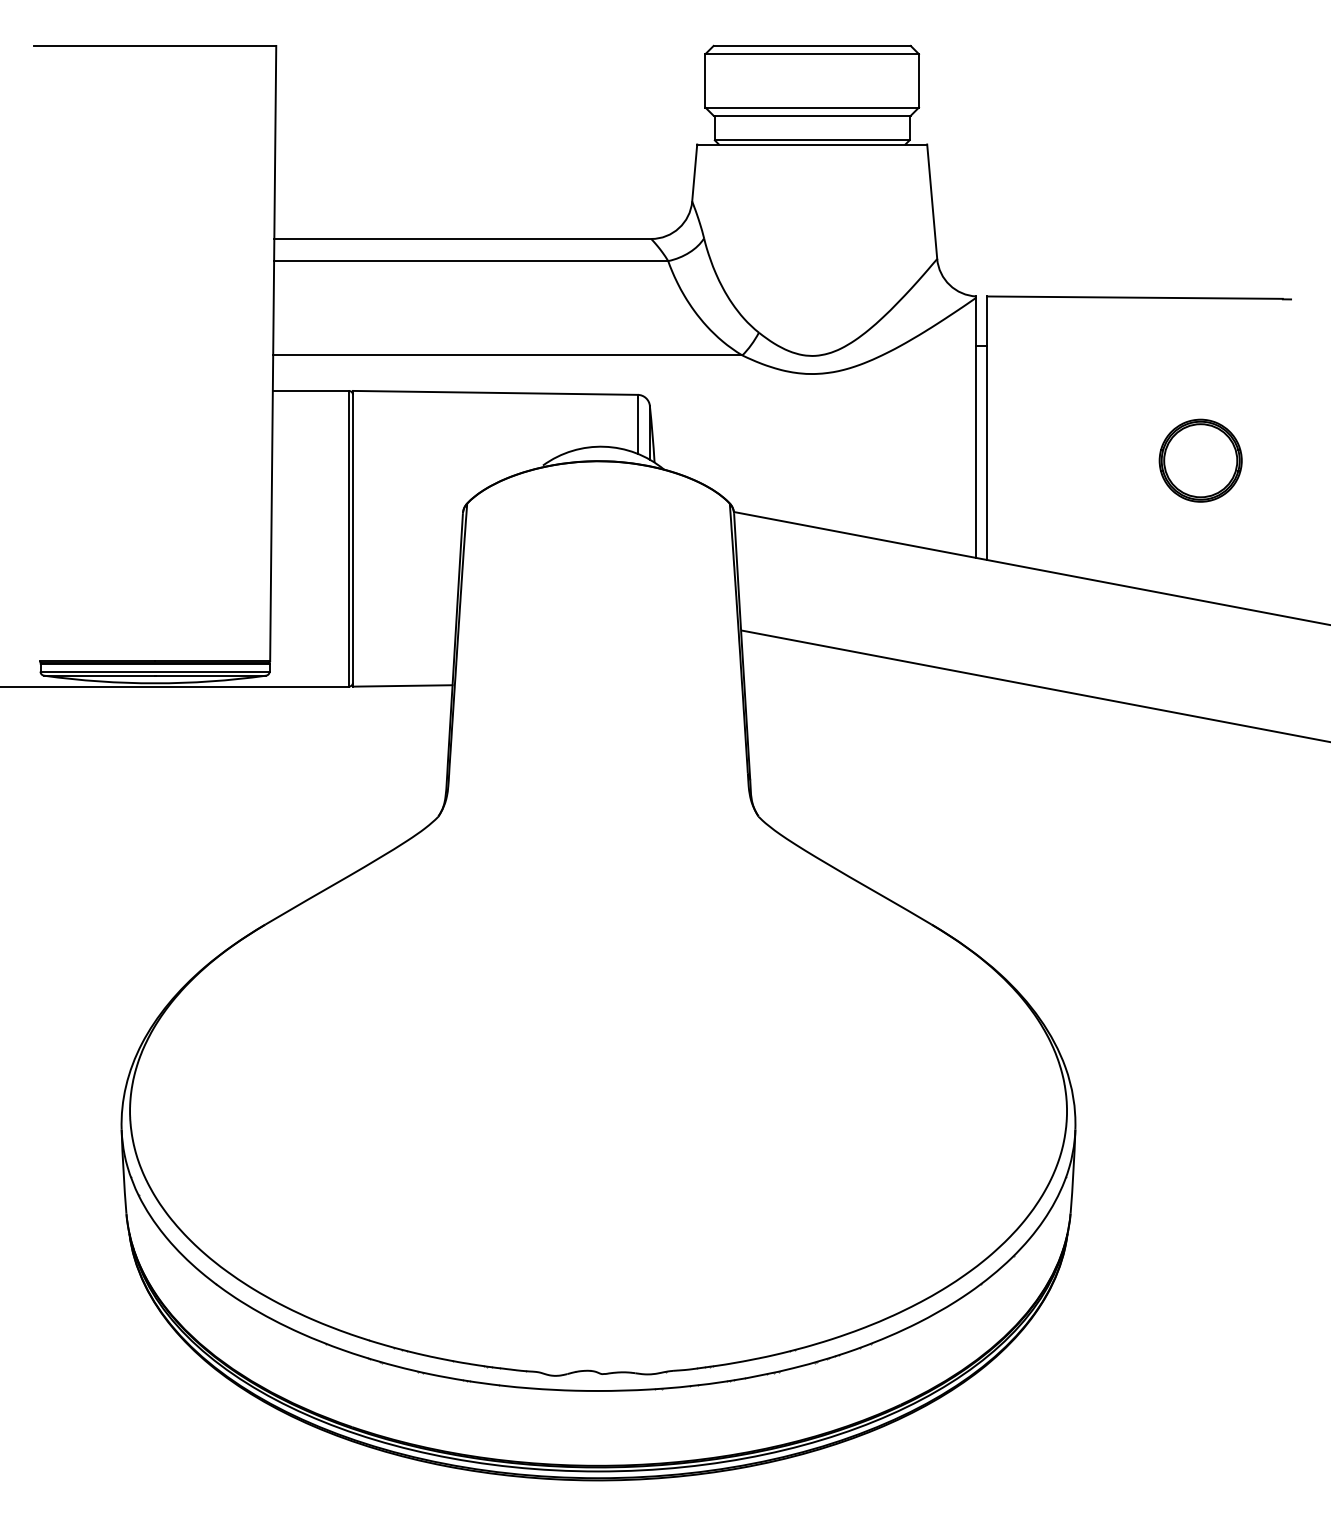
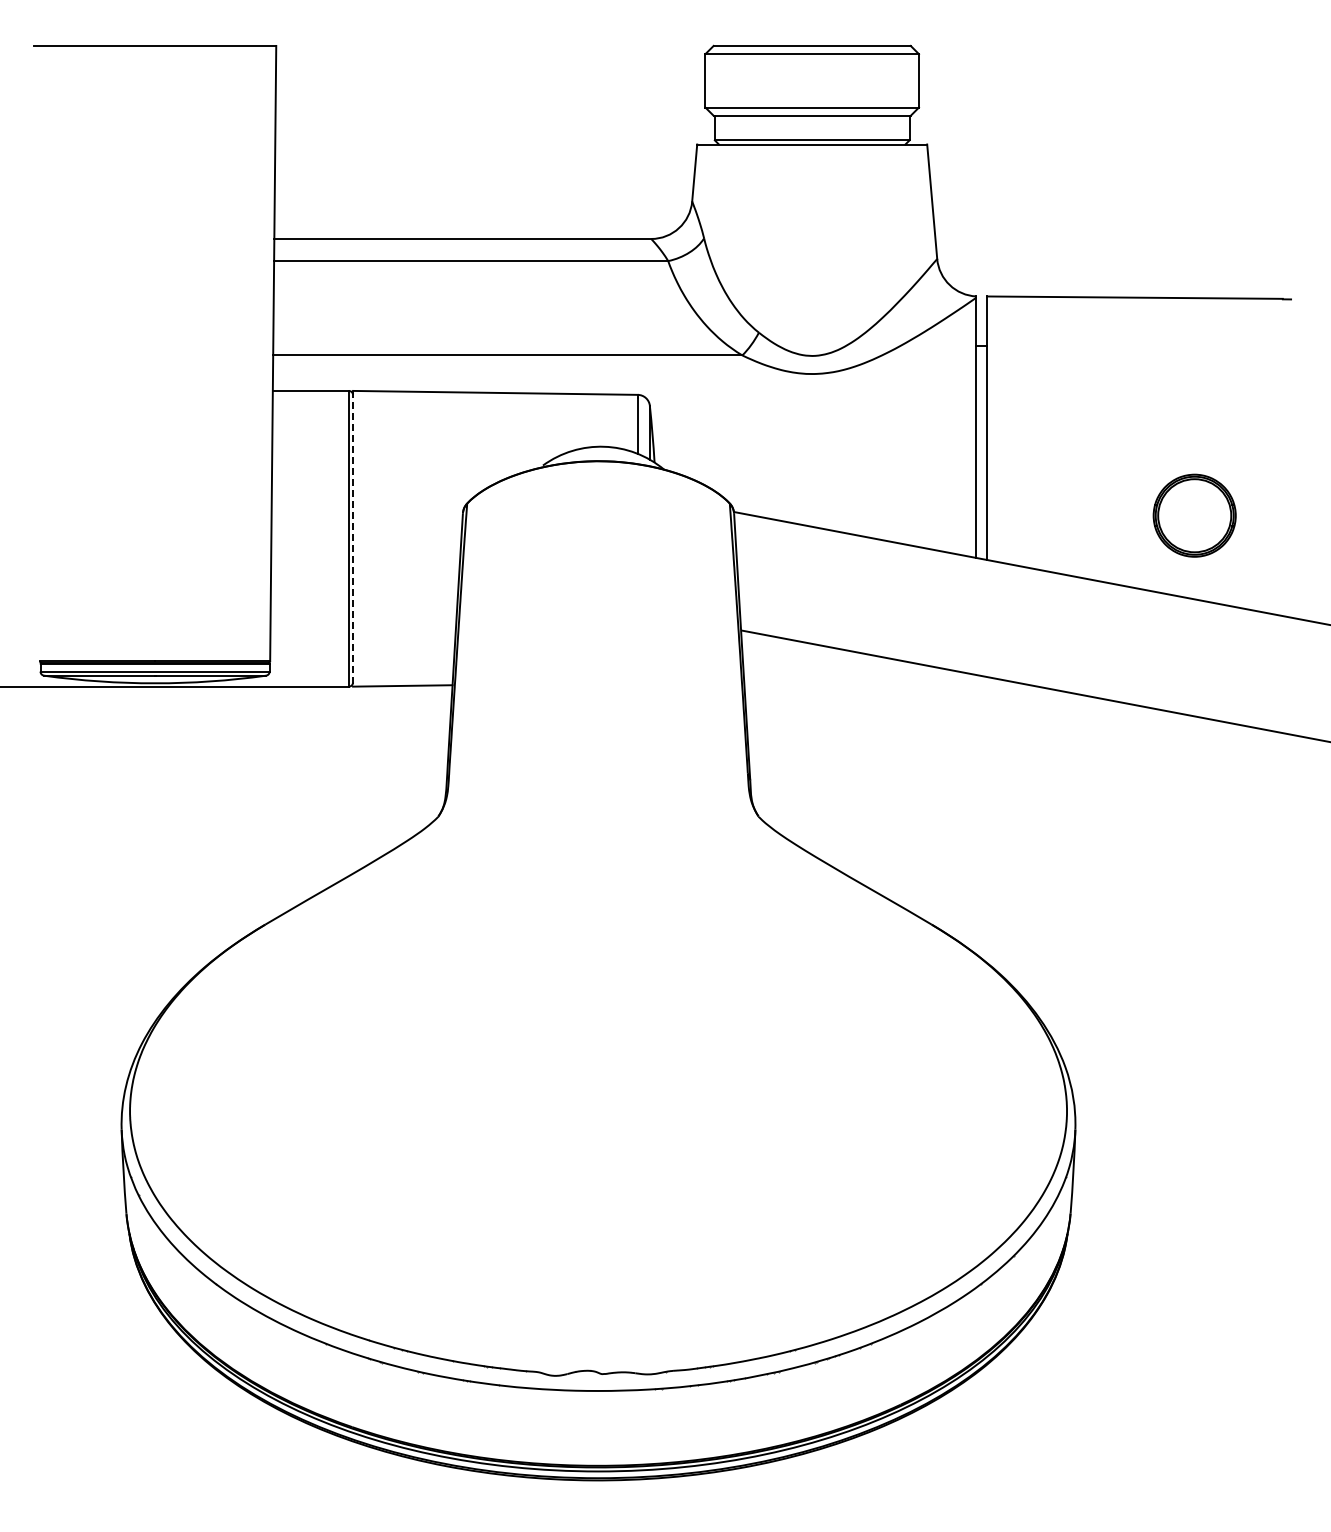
part position: (1200, 460) -> (1194, 515) (1194, 515)
line: solid -> dashed (353, 538)
